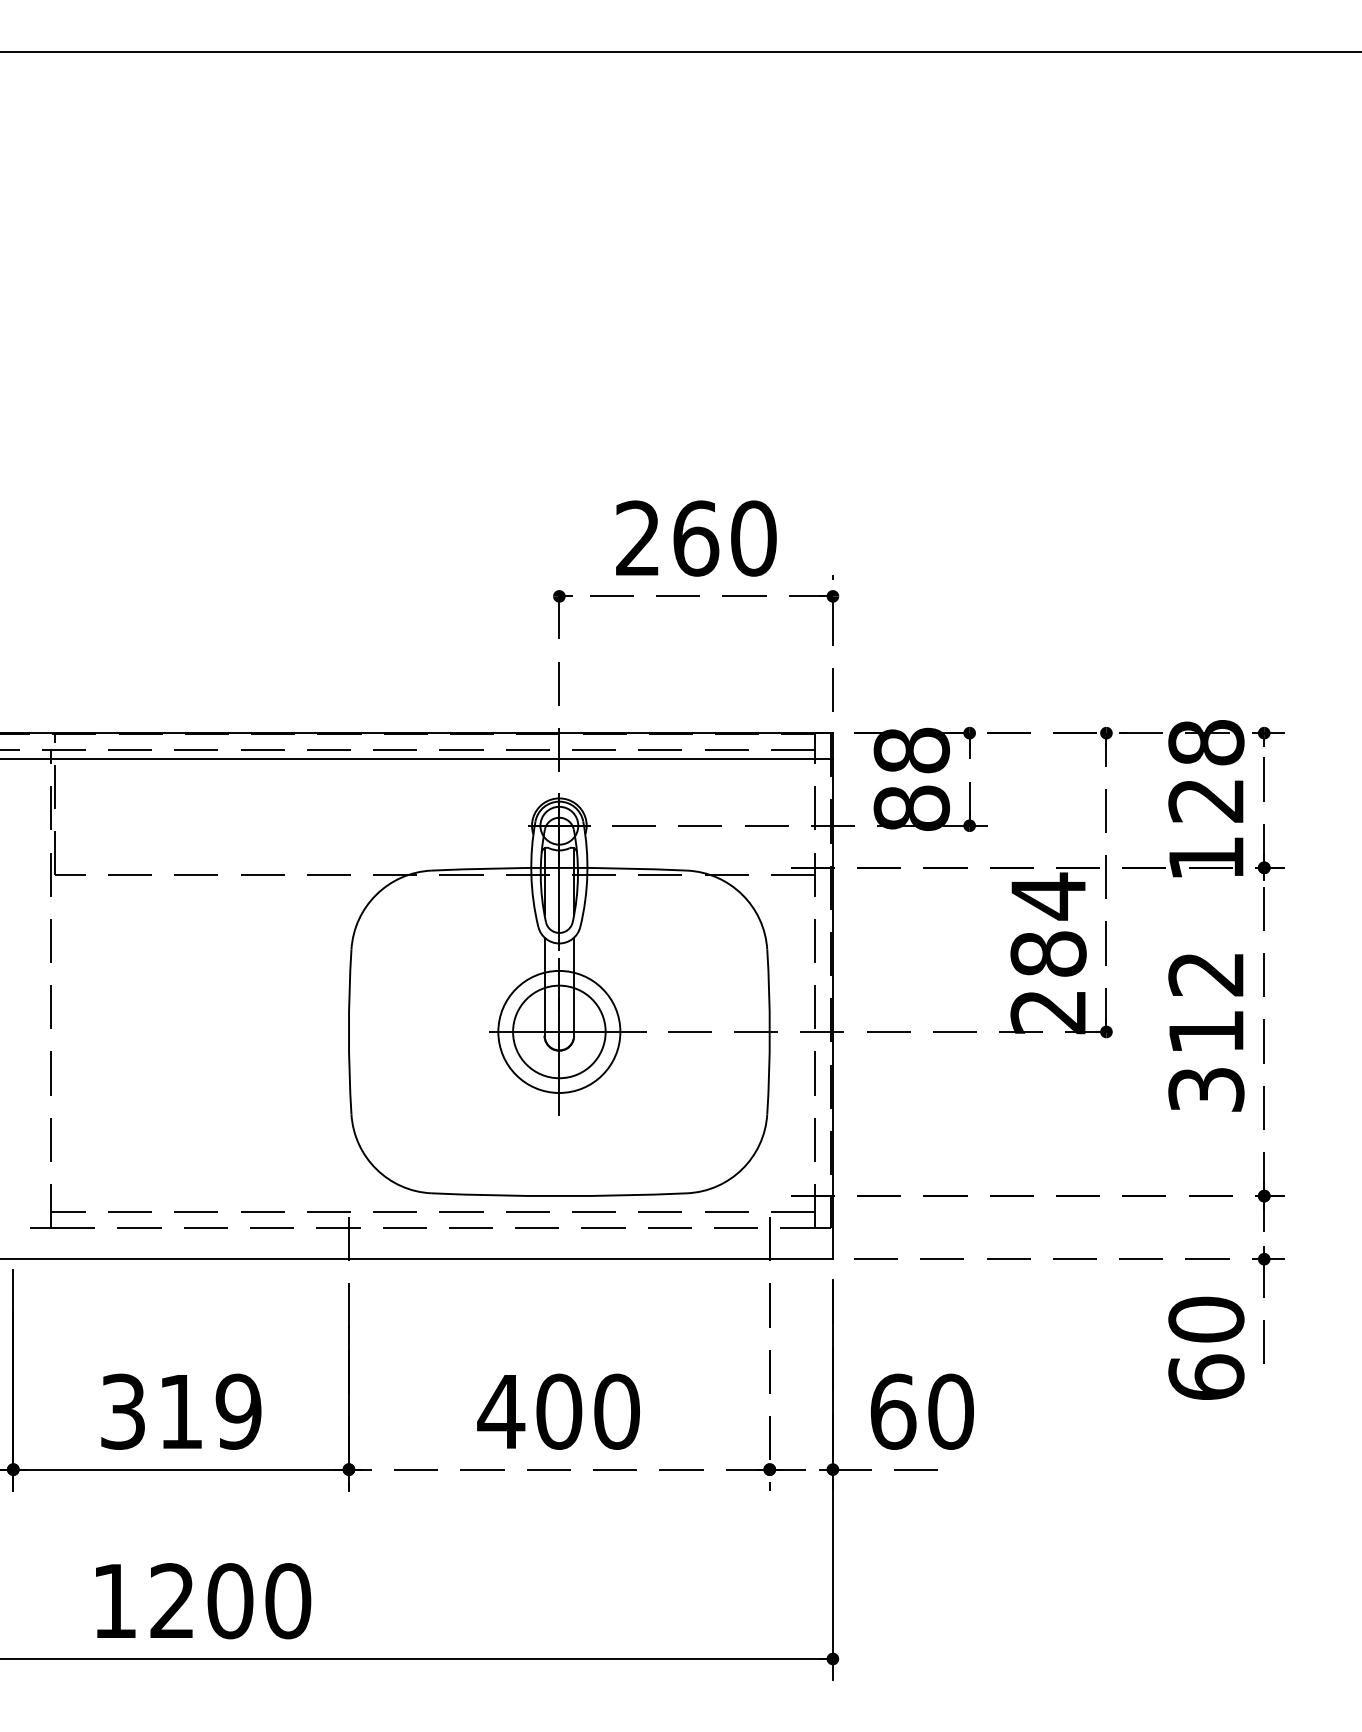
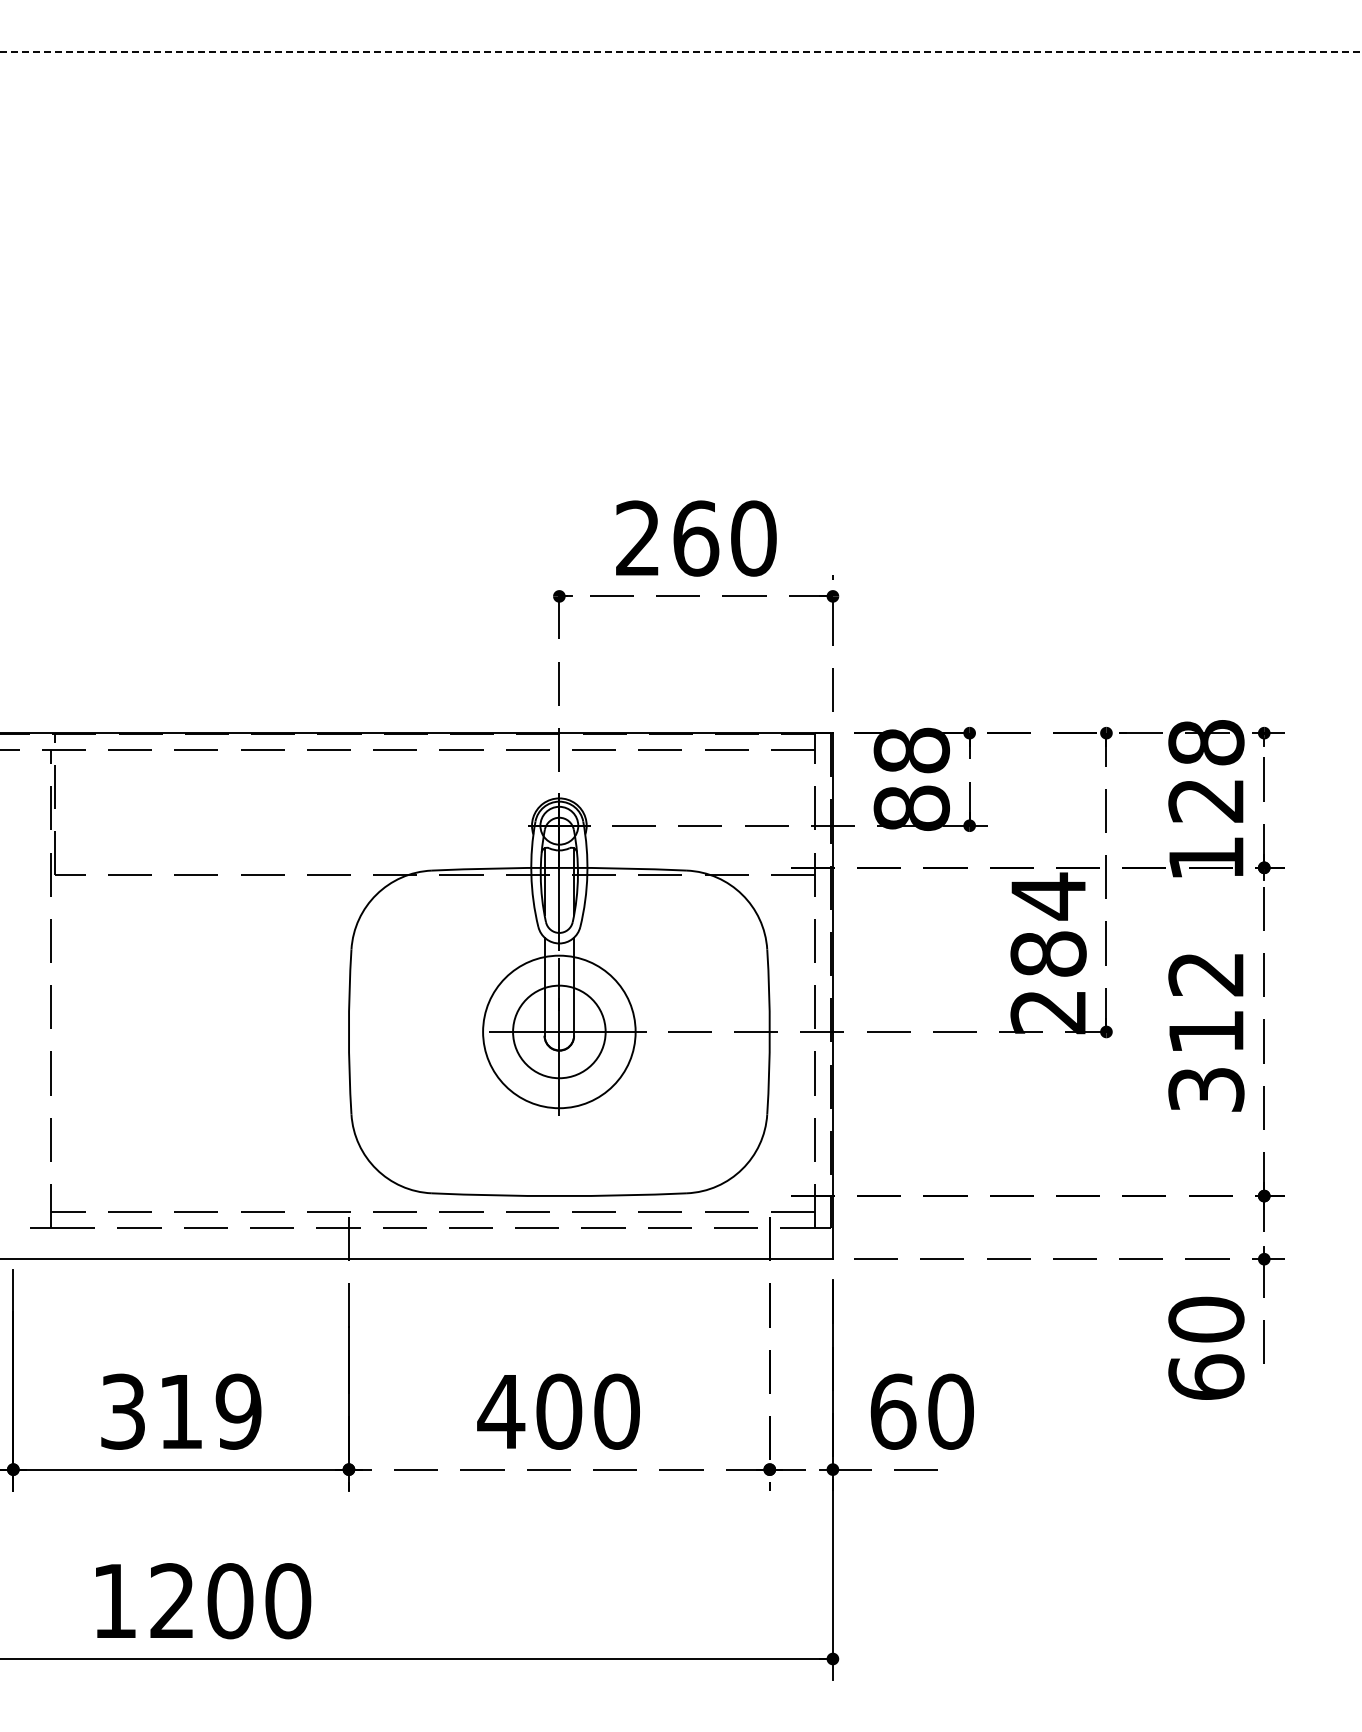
line: solid -> dashed (680, 51)
line: present -> none (417, 759)
circle diameter: 122 px -> 153 px (559, 1031)
